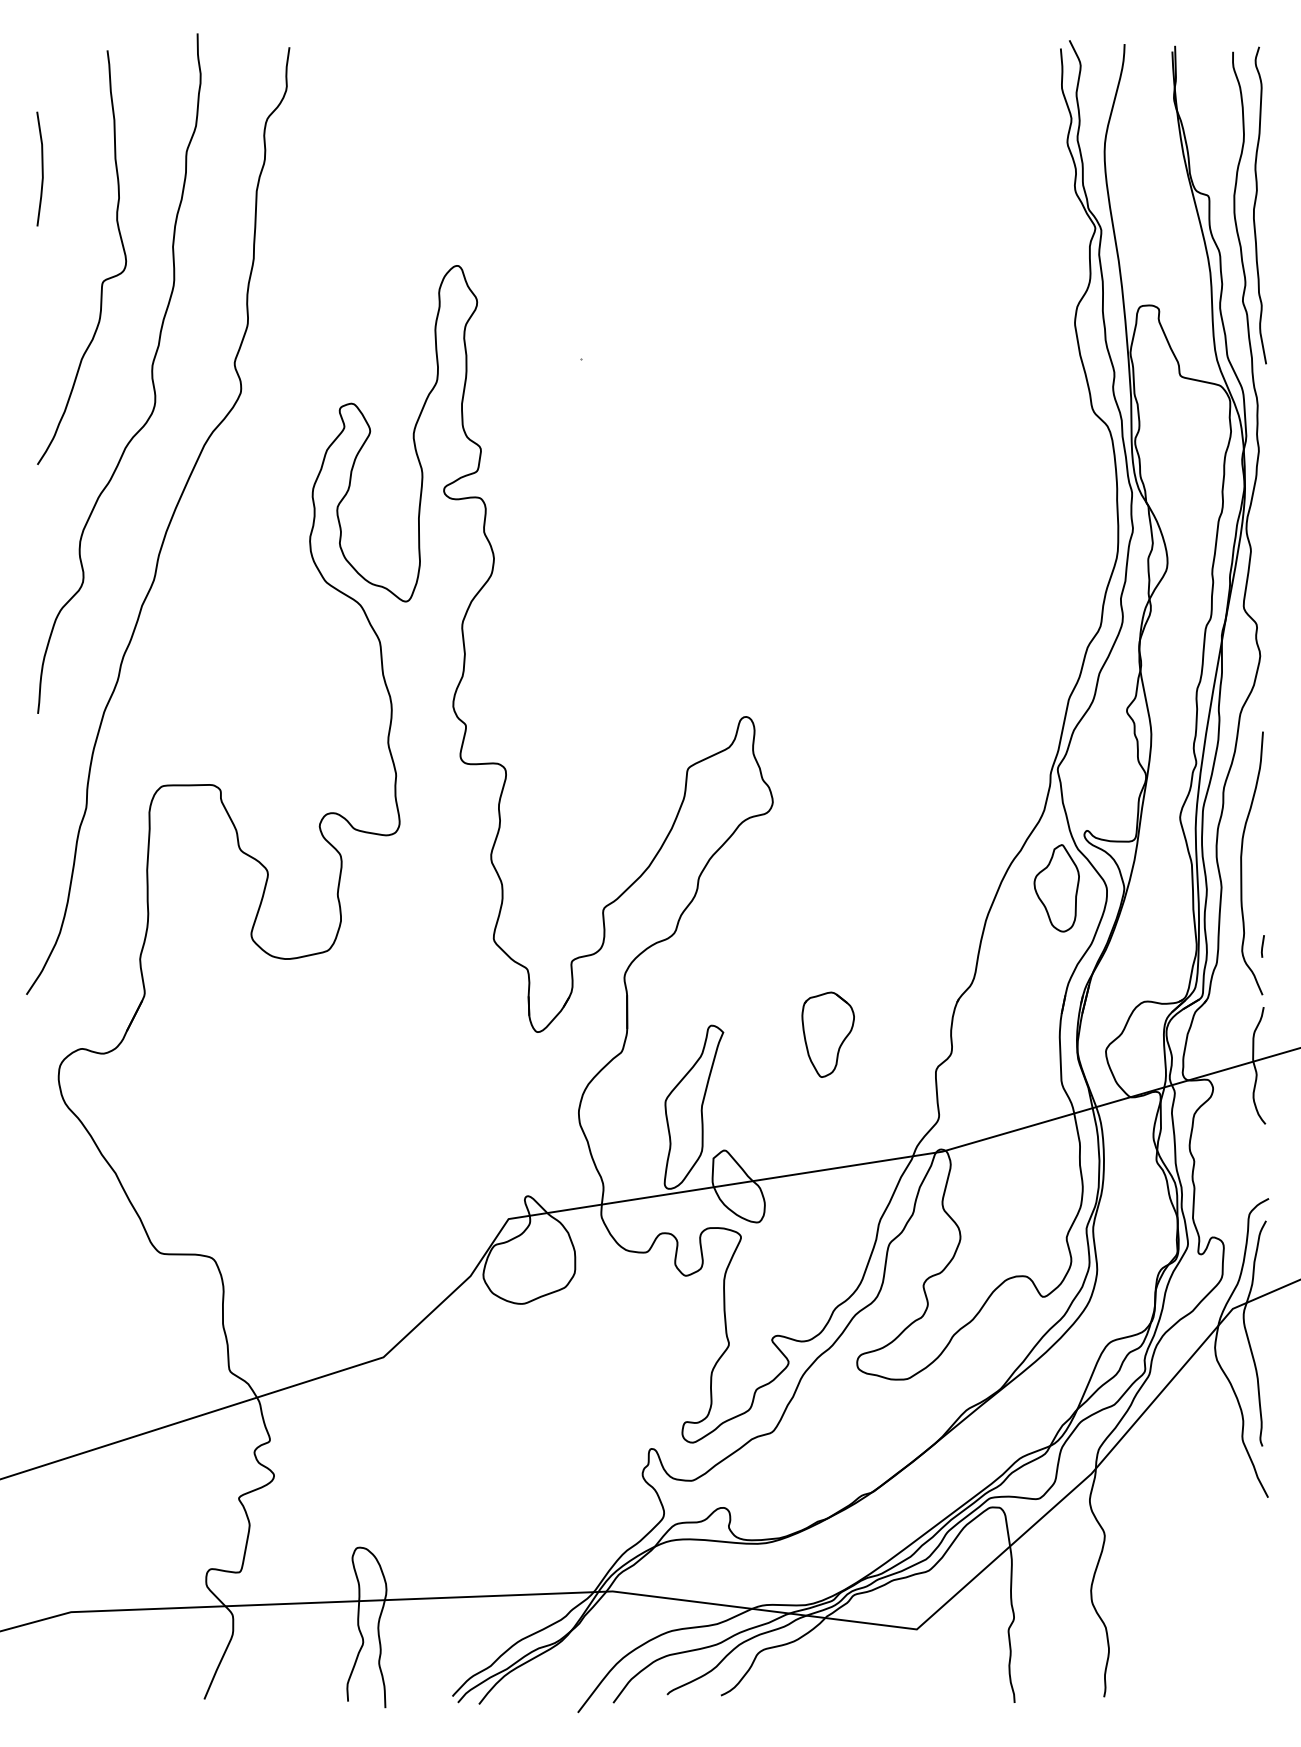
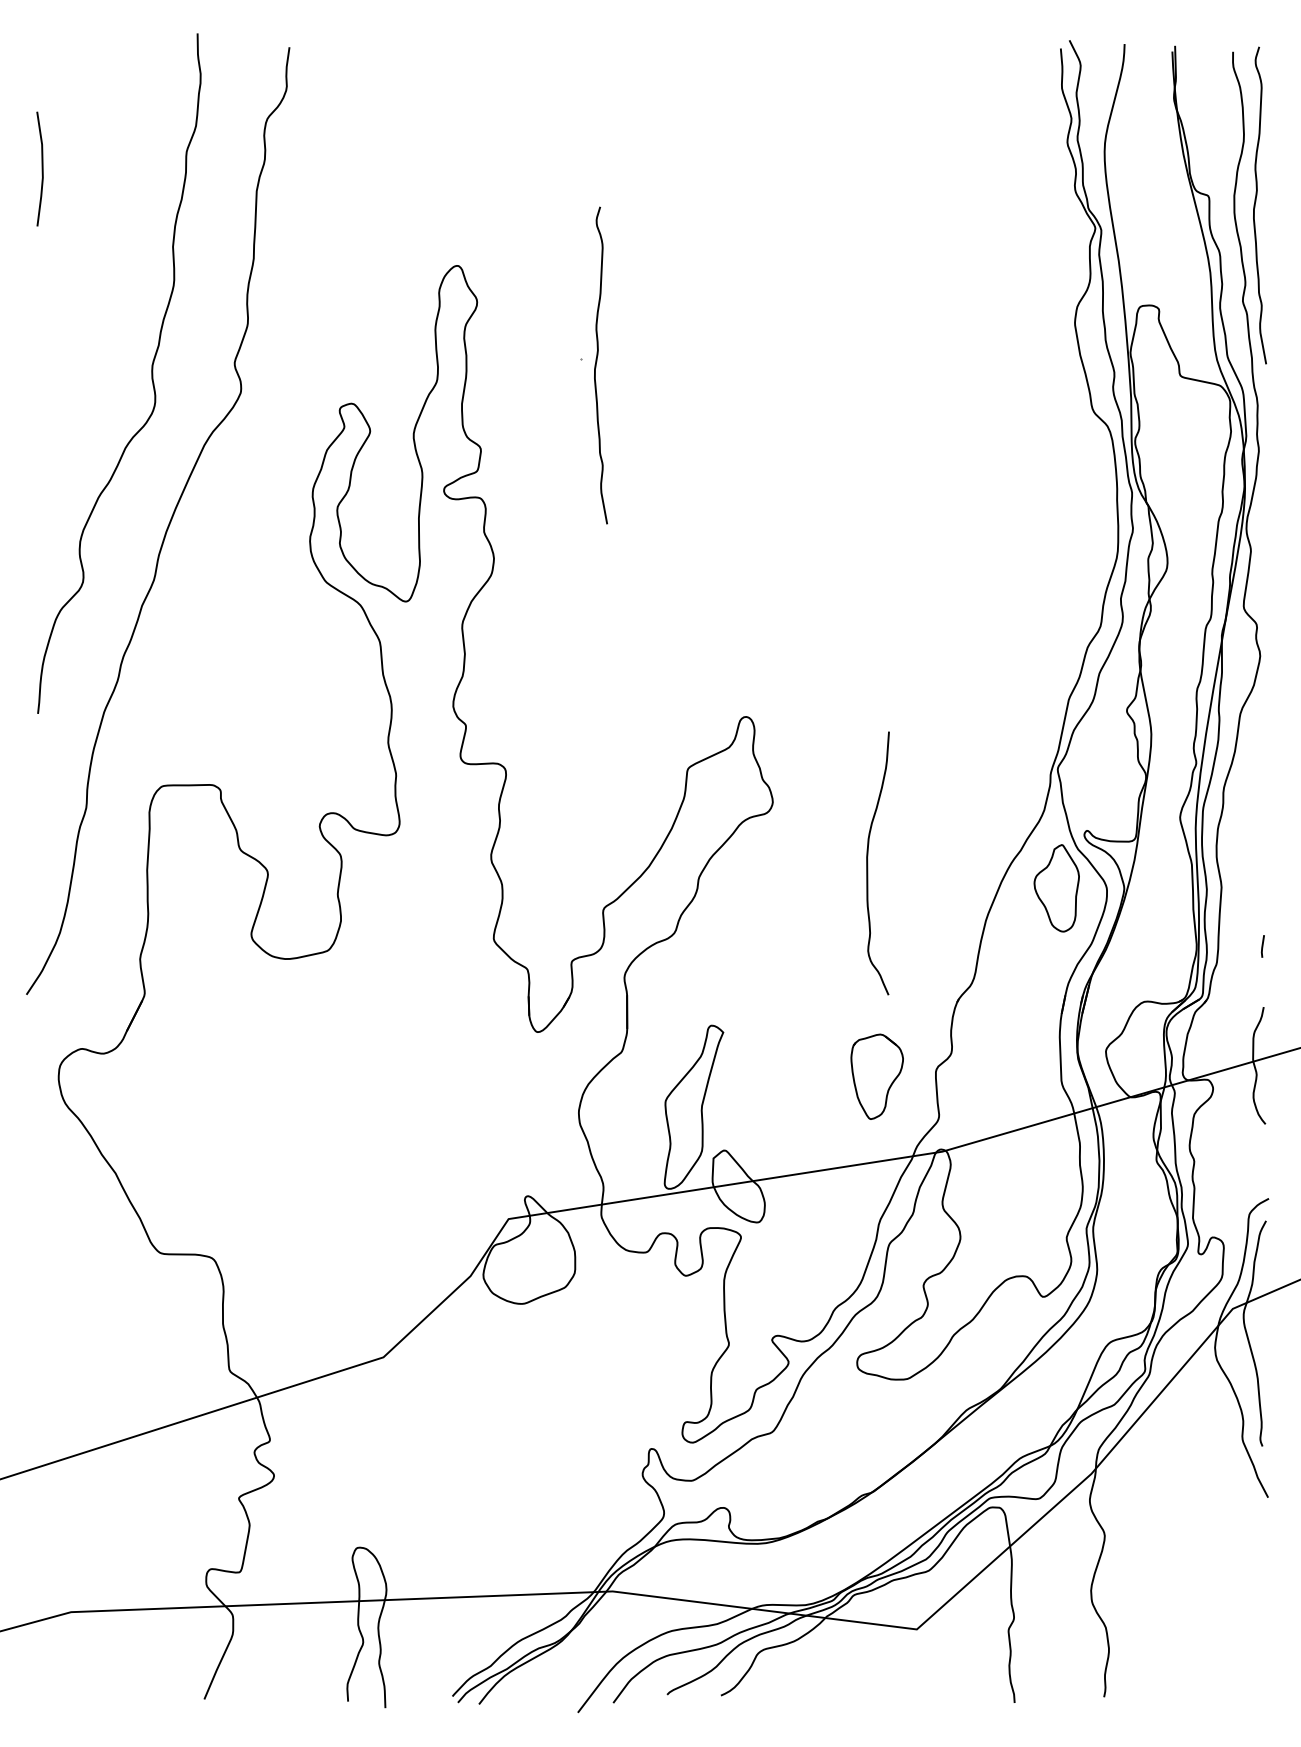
curve: present -> none (104, 279)
curve: none -> present (596, 365)
curve position: (1242, 863) -> (868, 863) (868, 863)
part position: (827, 1034) -> (876, 1076) (876, 1076)
